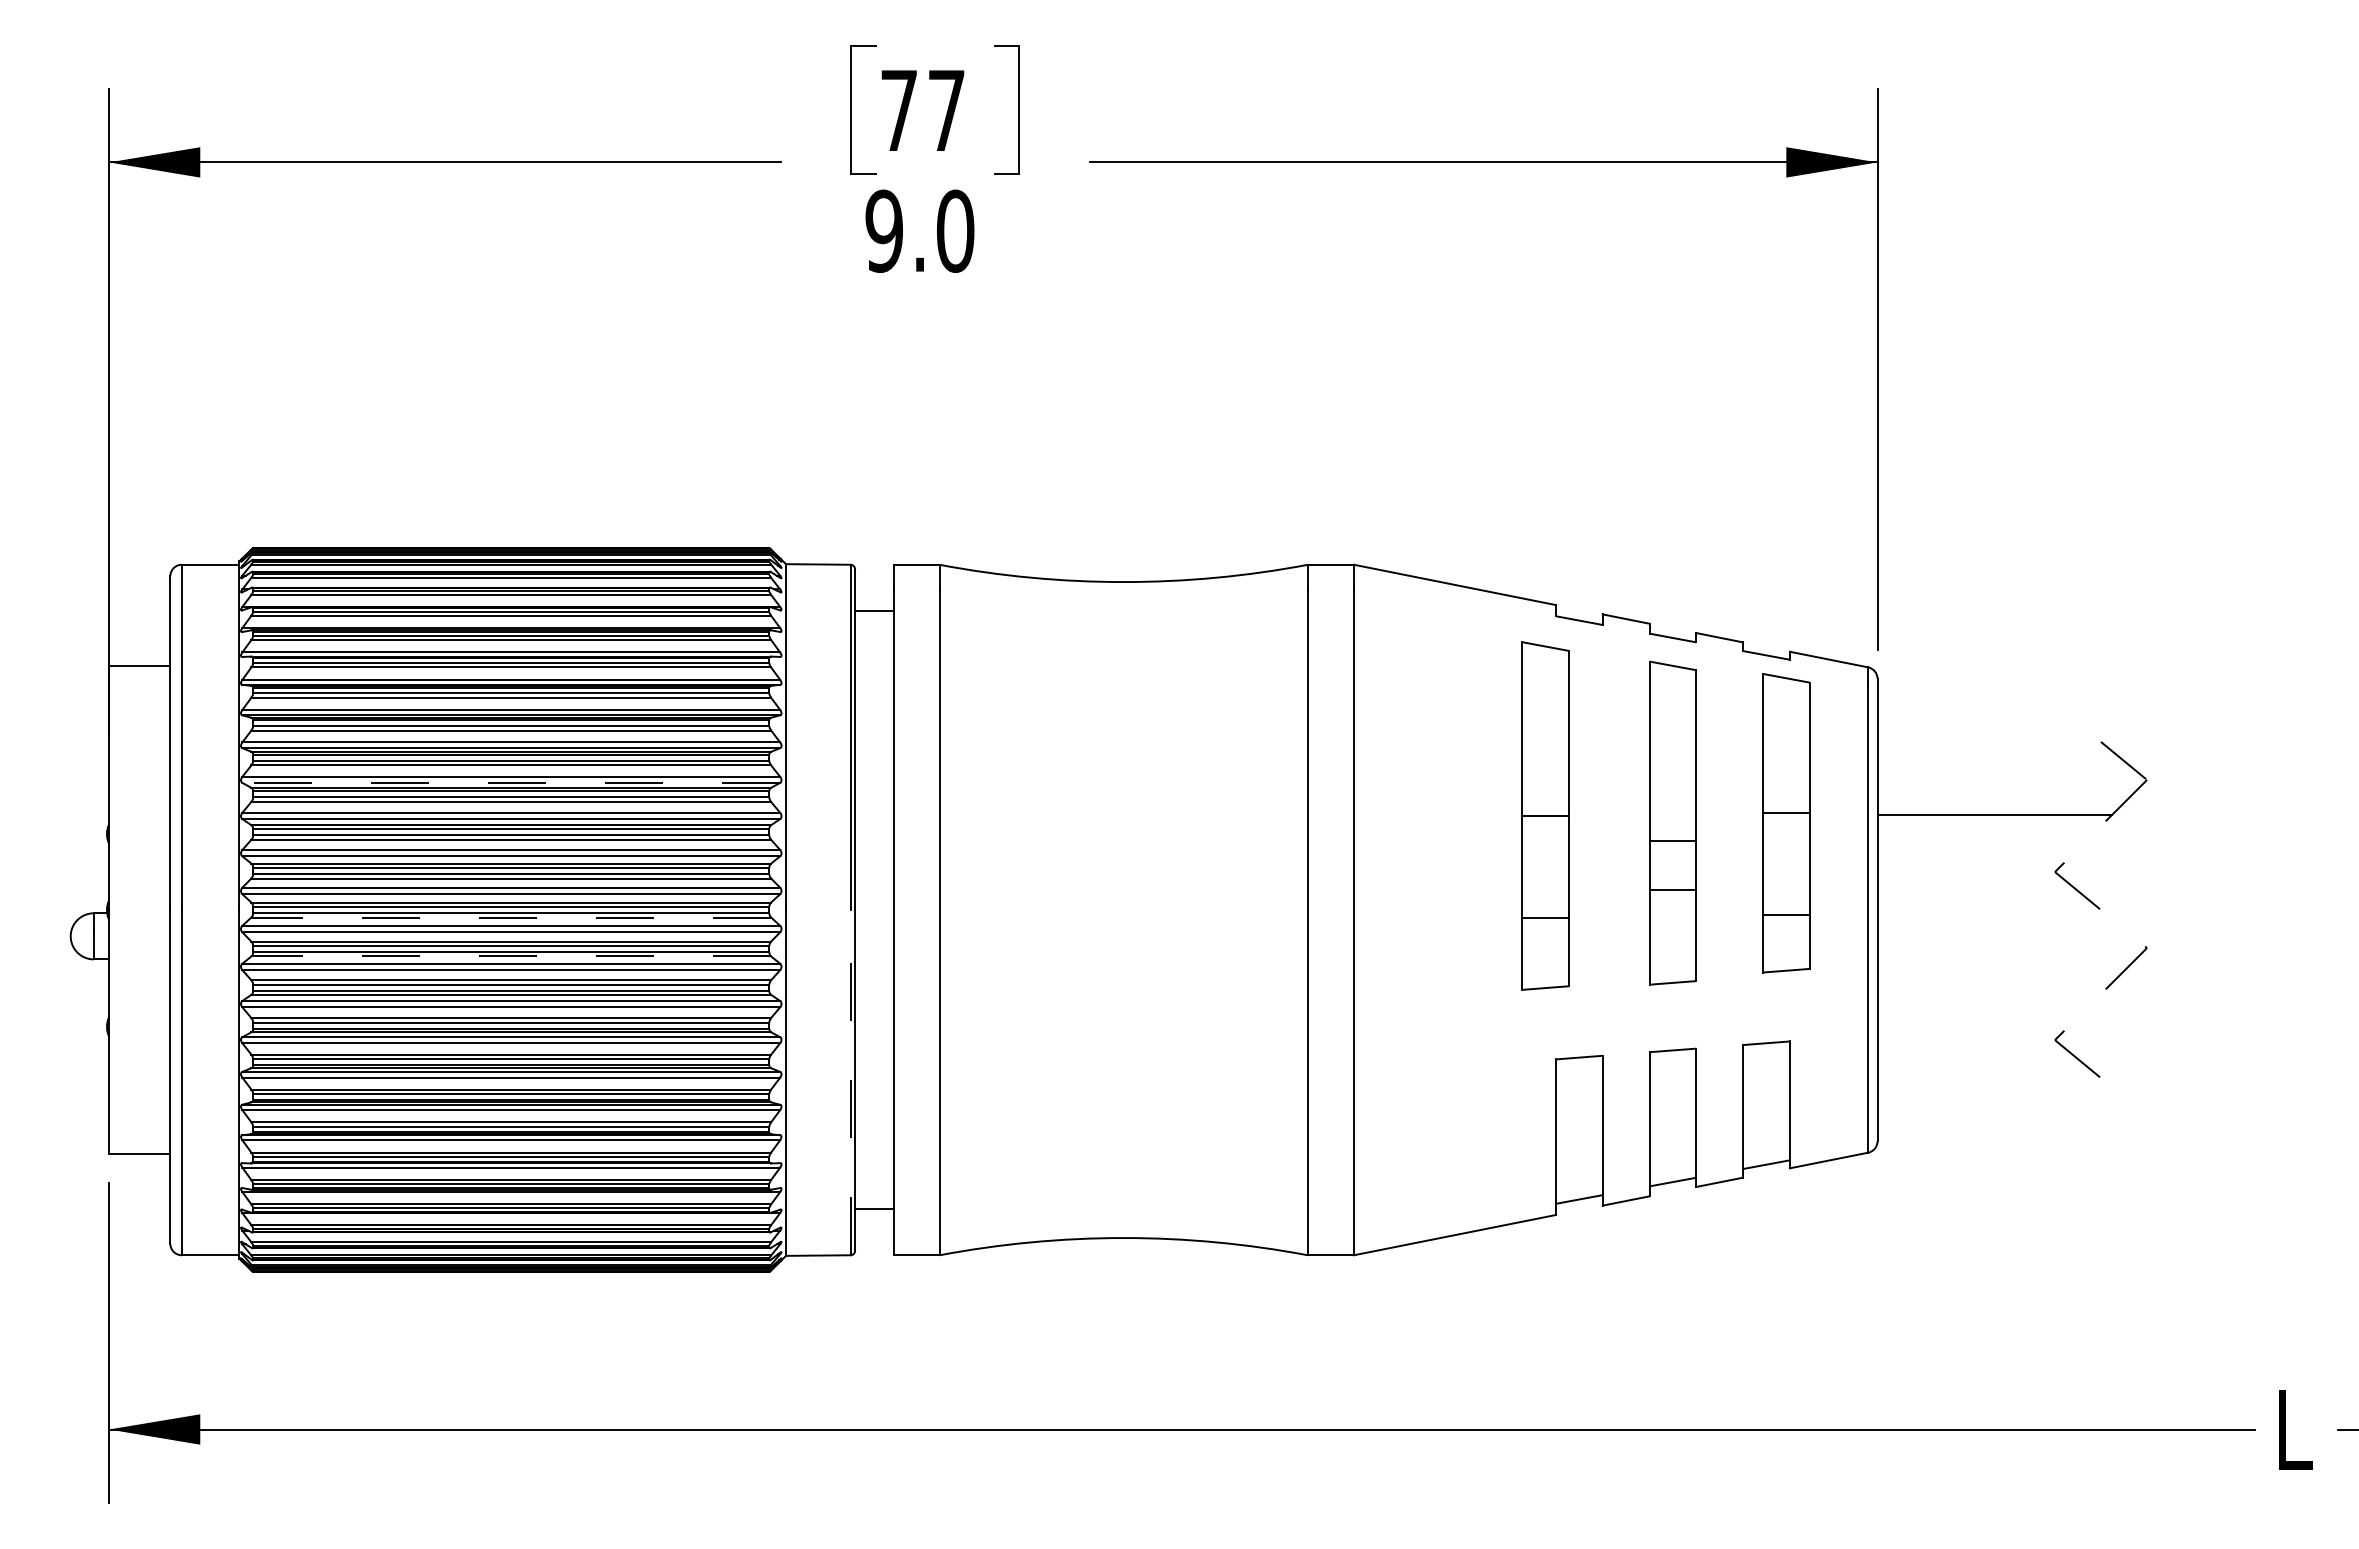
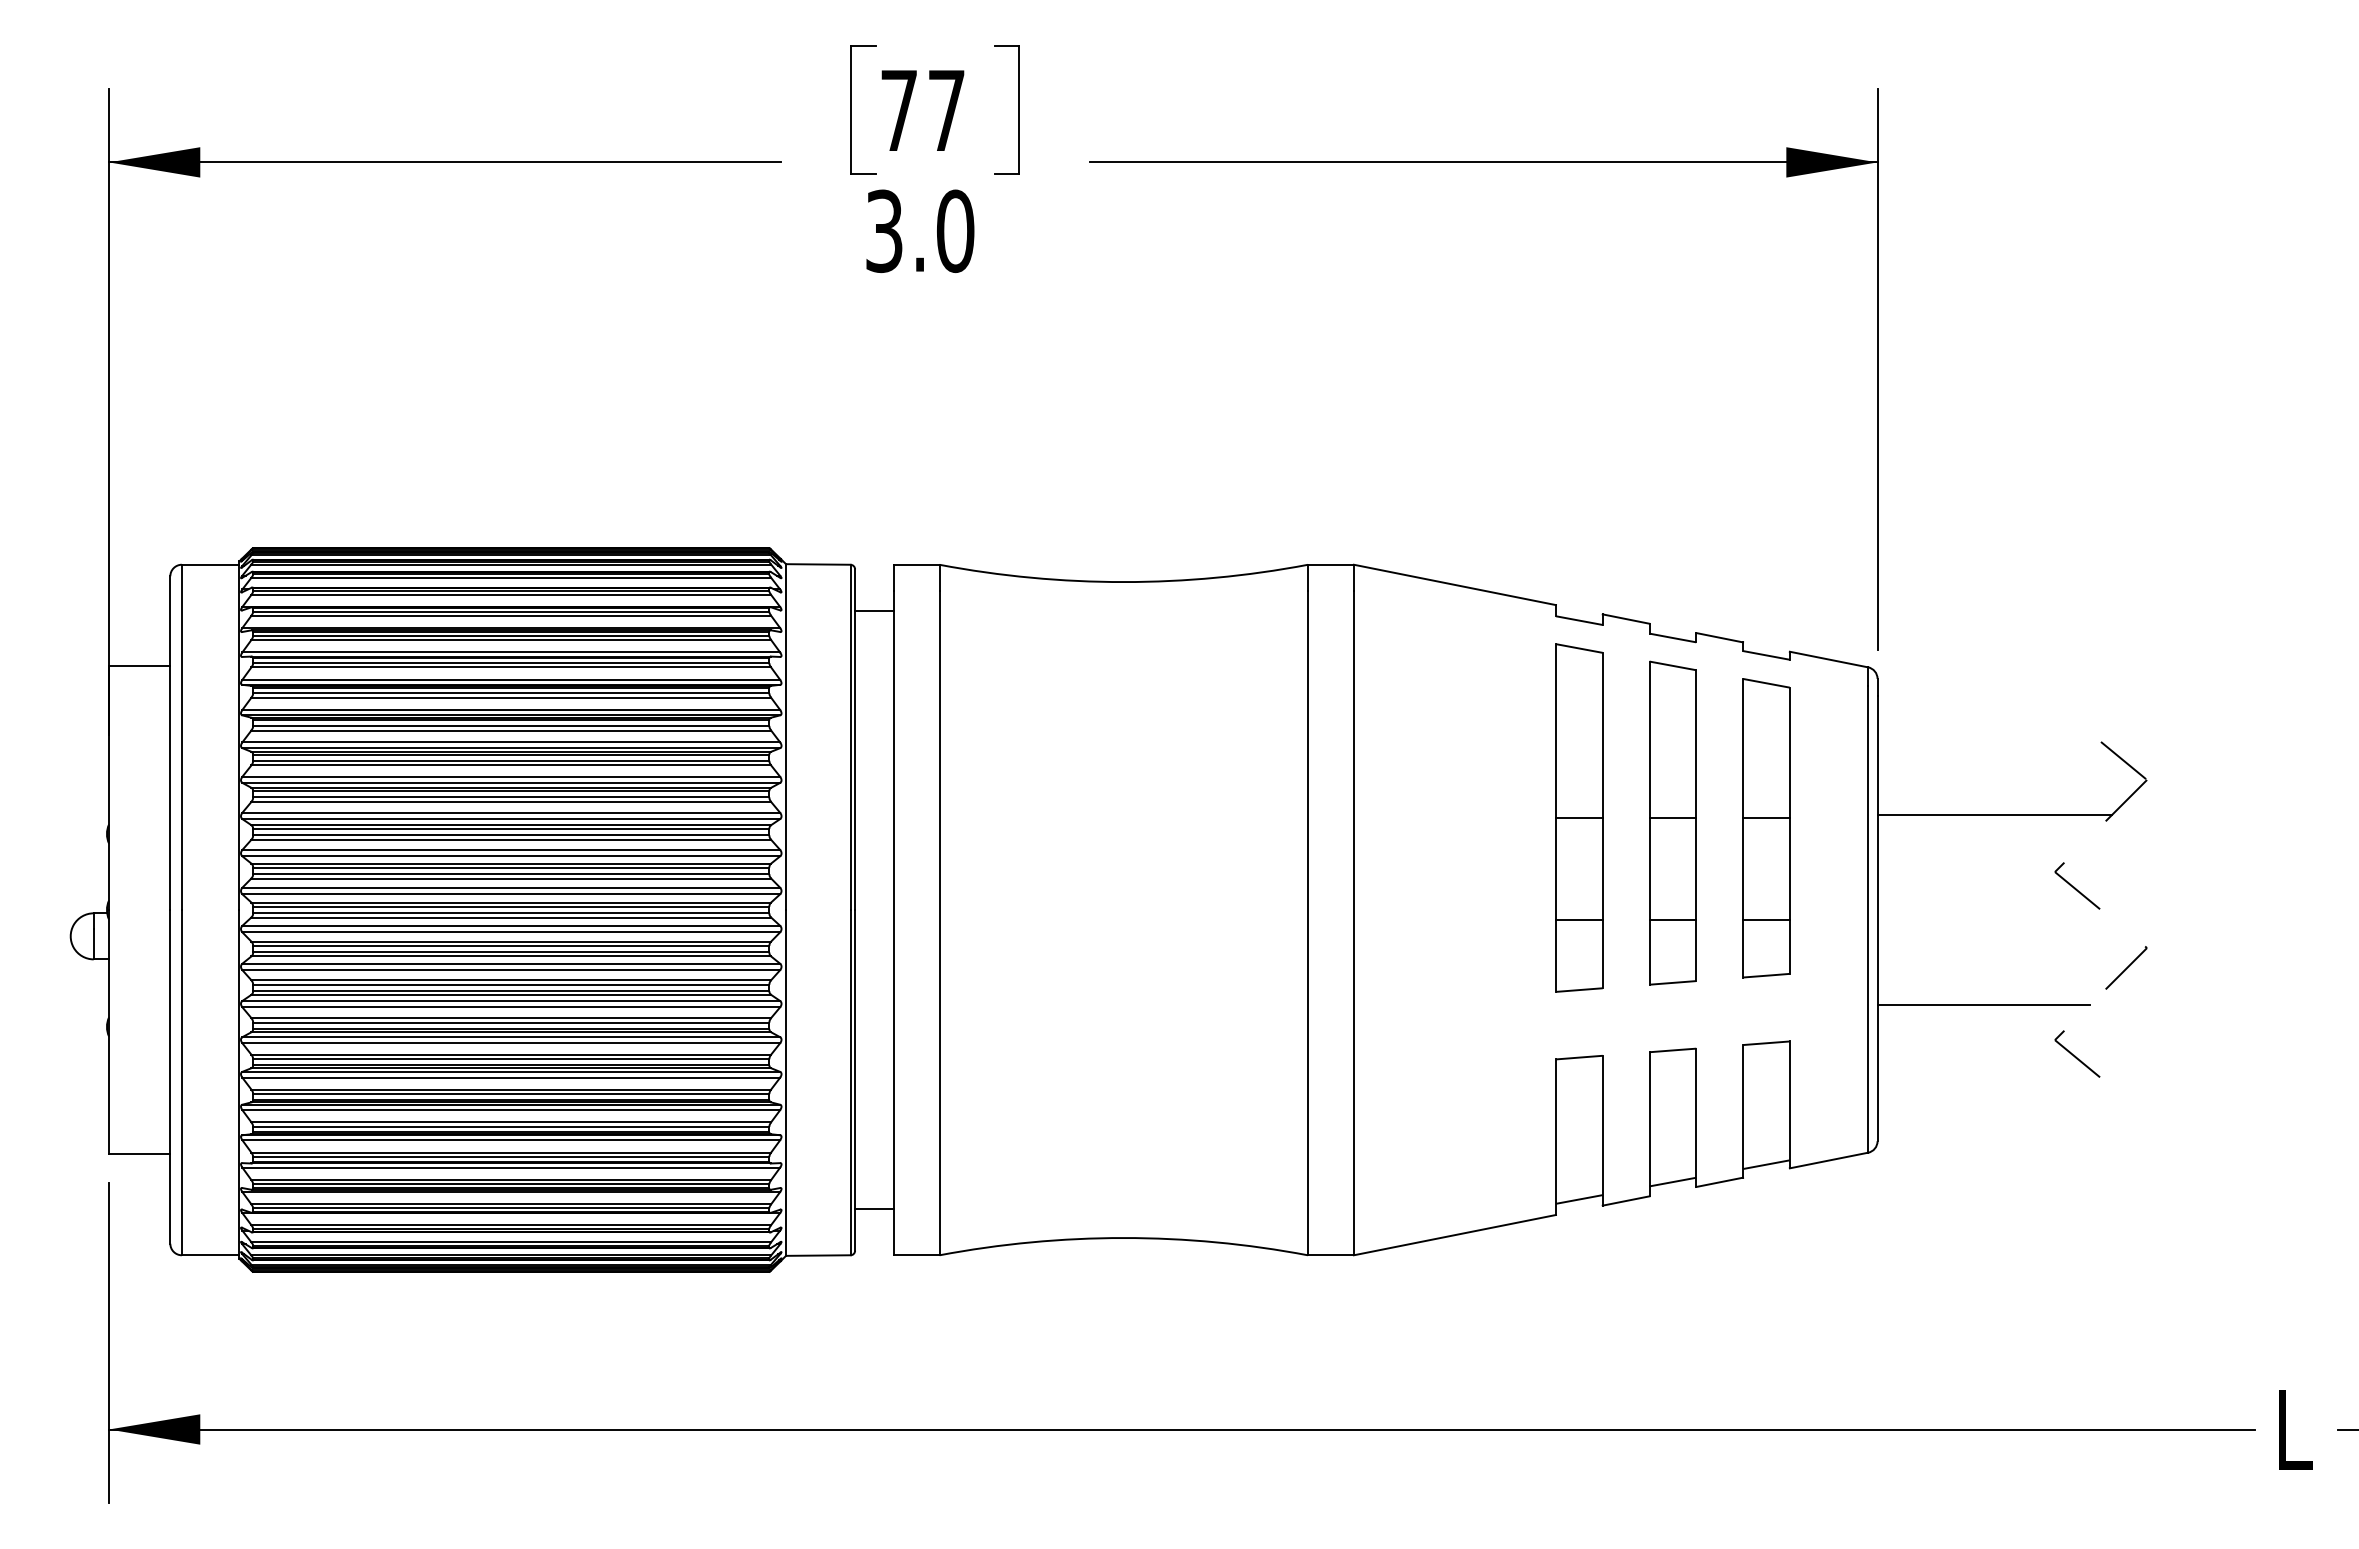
text: 9.0 -> 3.0 (883, 230)
line: dashed -> solid (511, 782)
part position: (1545, 815) -> (1579, 817) (1579, 817)
part position: (1786, 823) -> (1766, 828) (1766, 828)
line position: (1672, 840) -> (1672, 817) (1672, 817)
line position: (1672, 890) -> (1672, 920) (1672, 920)
line: dashed -> solid (511, 917)
line: dashed -> solid (511, 956)
line: none -> present (1983, 1005)
line: dashed -> solid (850, 1082)
